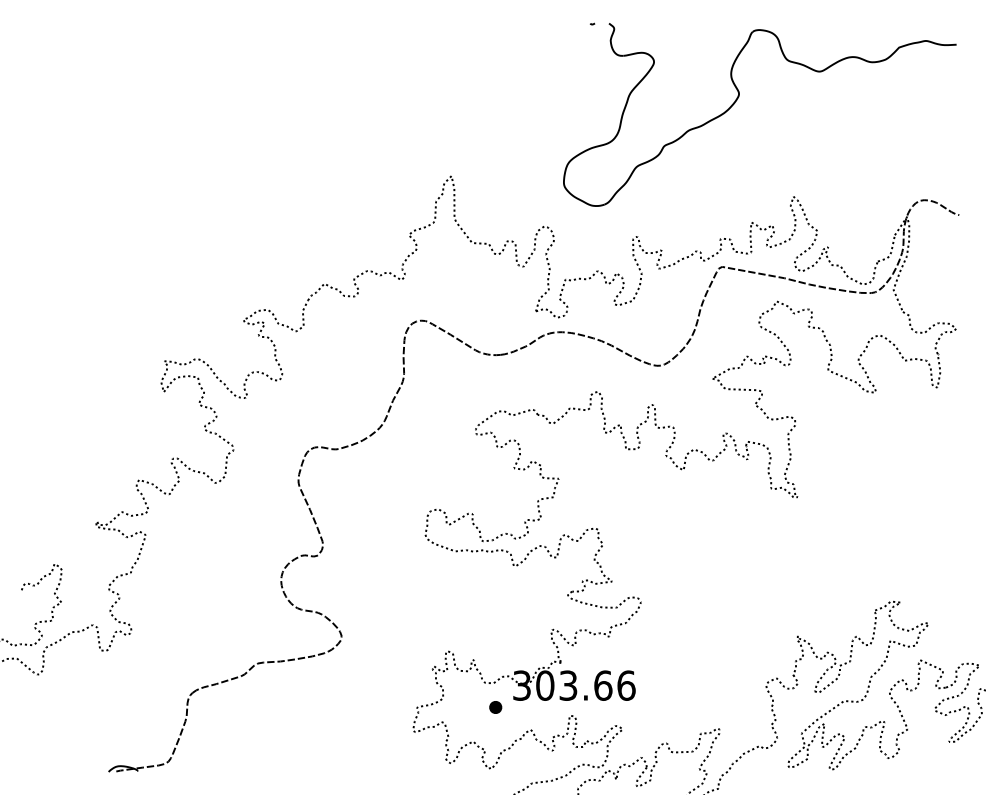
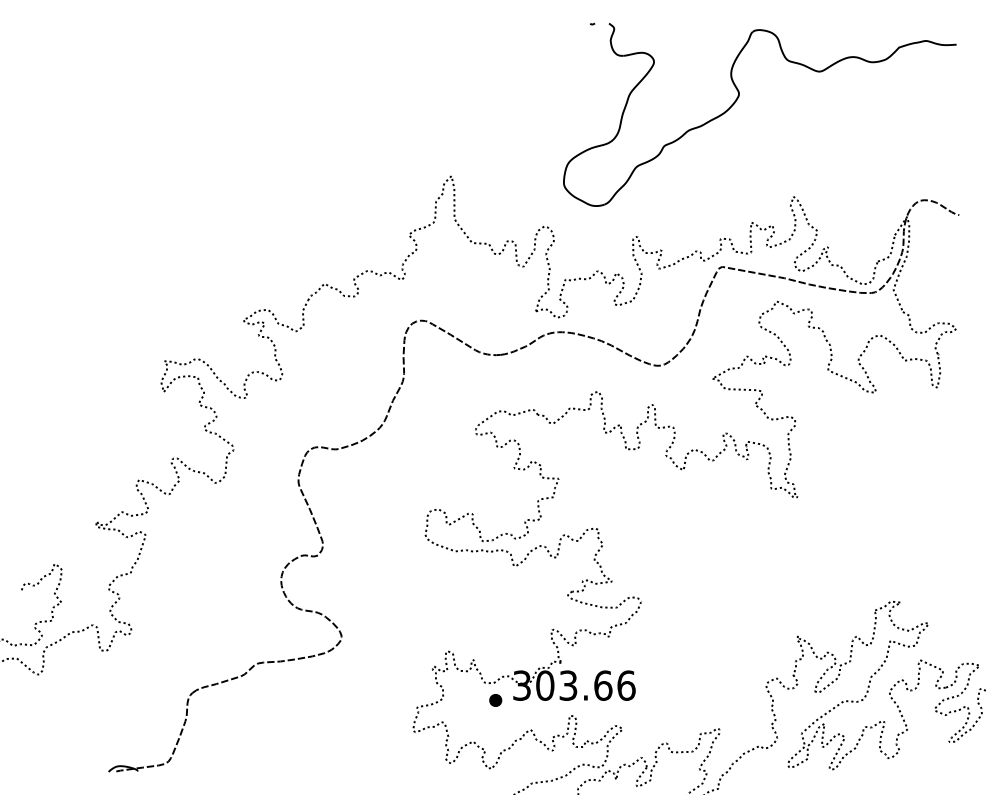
part position: (495, 707) -> (495, 700) (495, 700)
